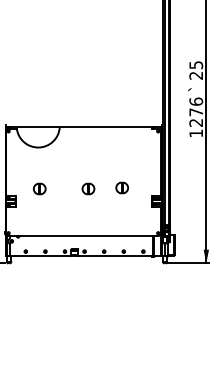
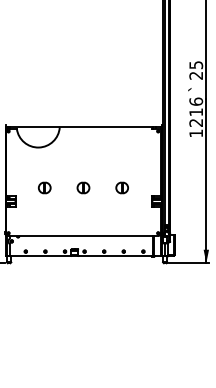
text: 1276 -> 1216 (195, 112)
part position: (39, 188) -> (44, 187) (44, 187)
part position: (88, 188) -> (83, 187) (83, 187)
